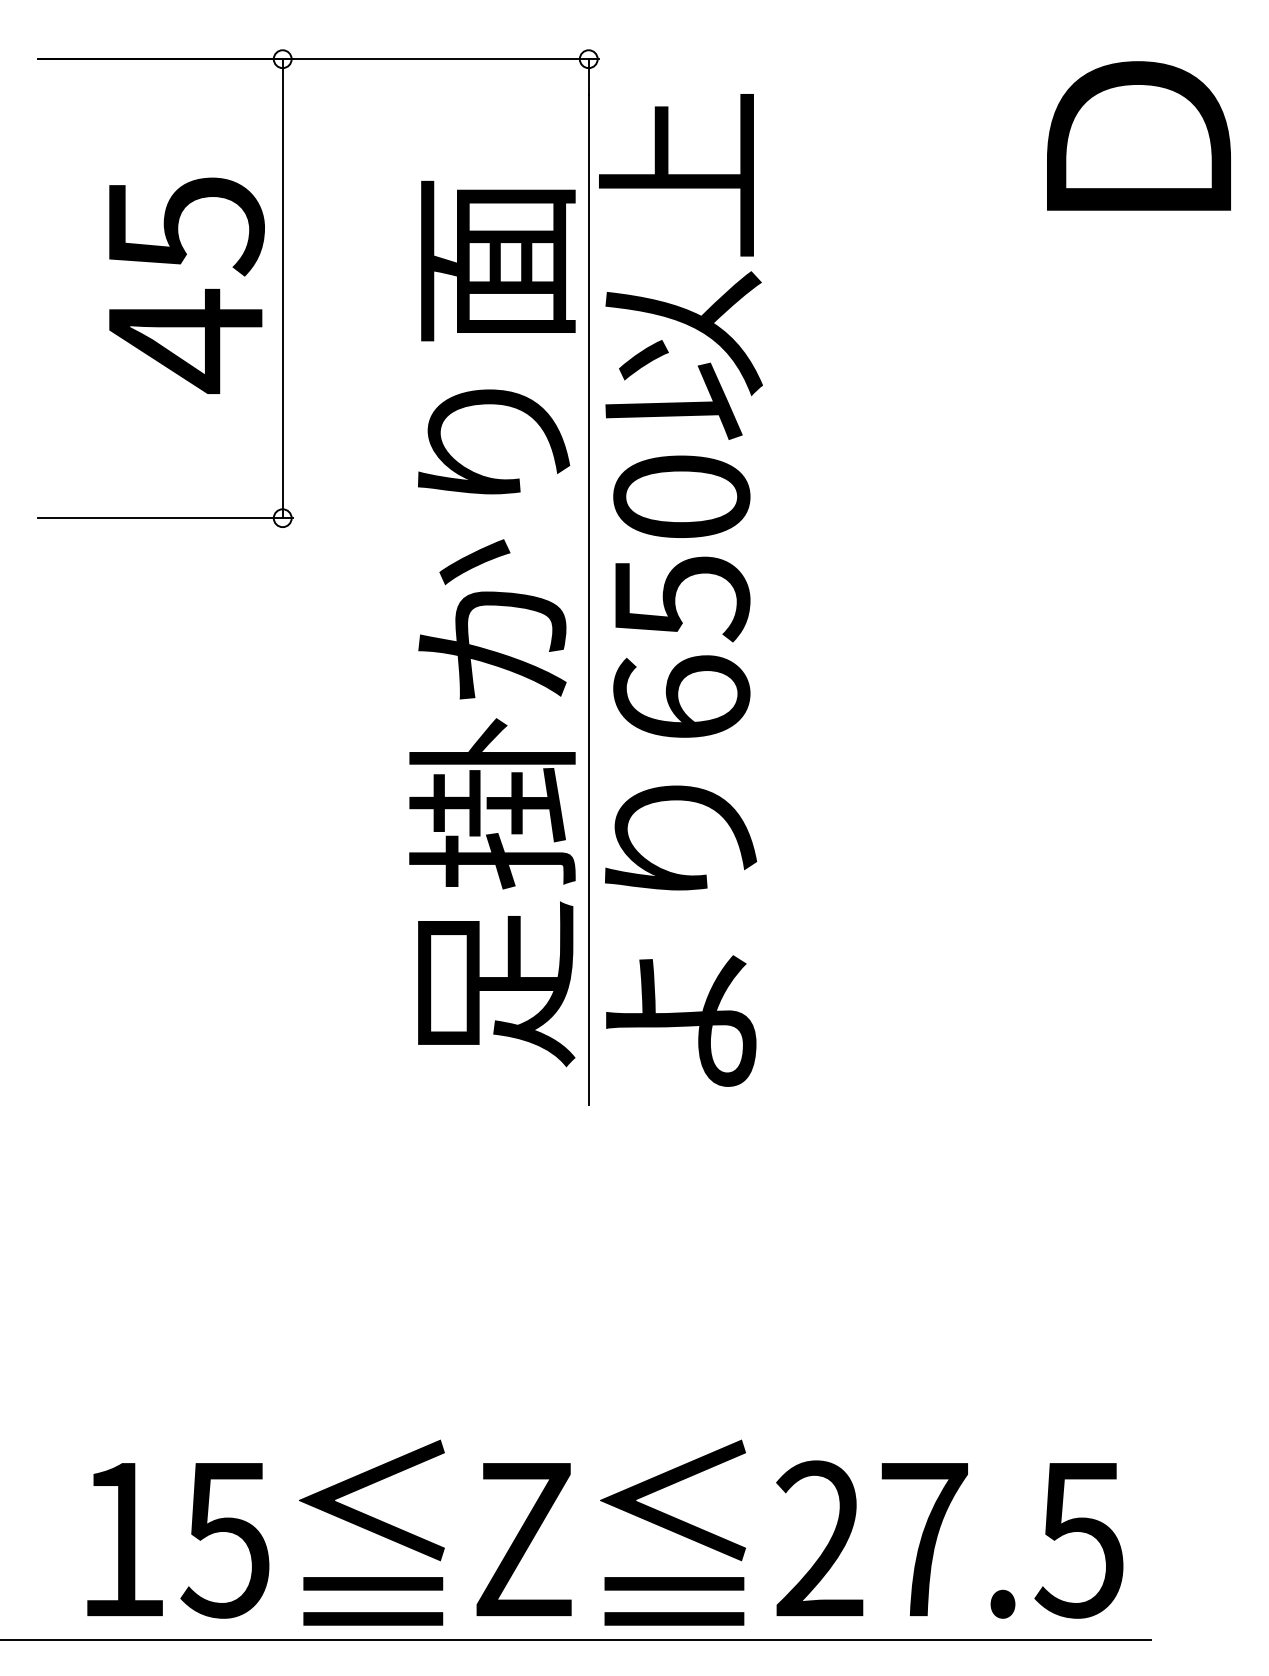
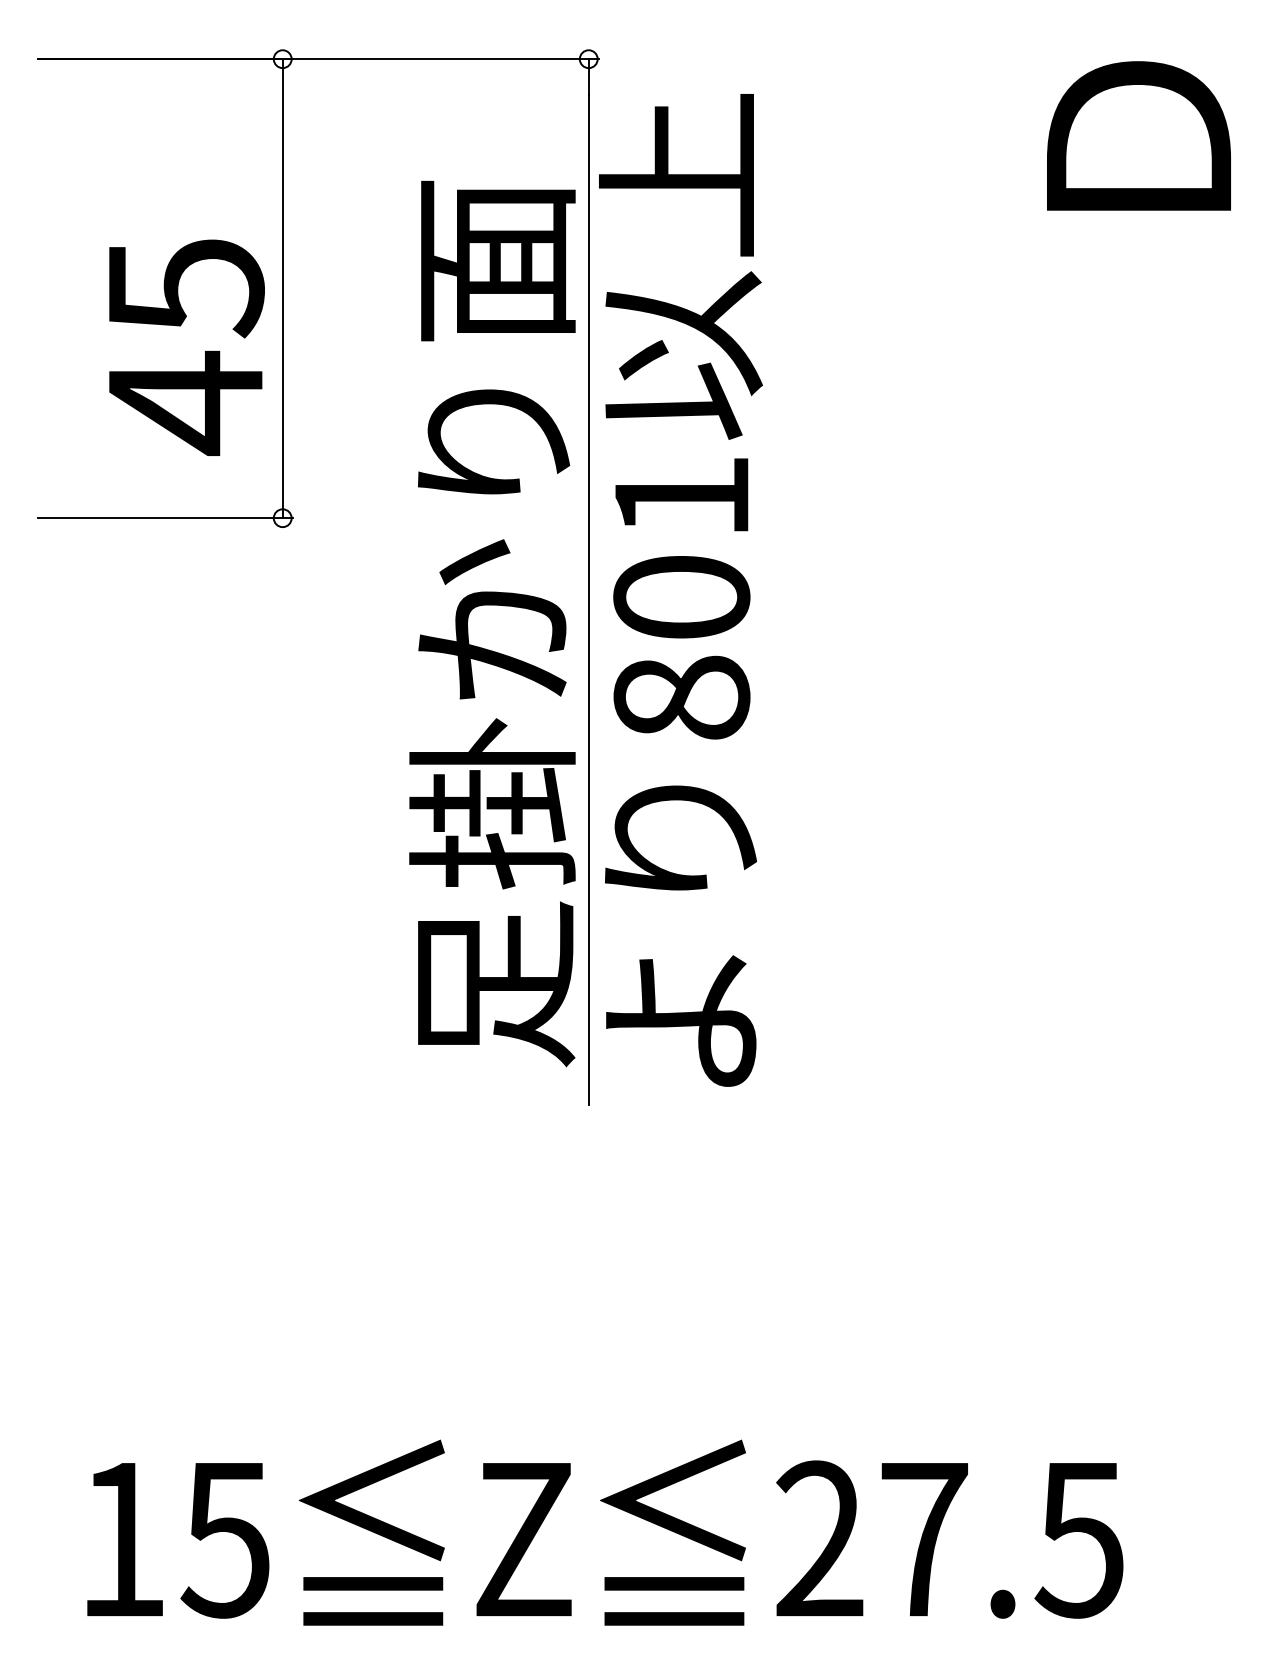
text position: (186, 285) -> (186, 347) (186, 347)
text: 650 -> 801 (681, 597)
line: present -> none (576, 1640)
